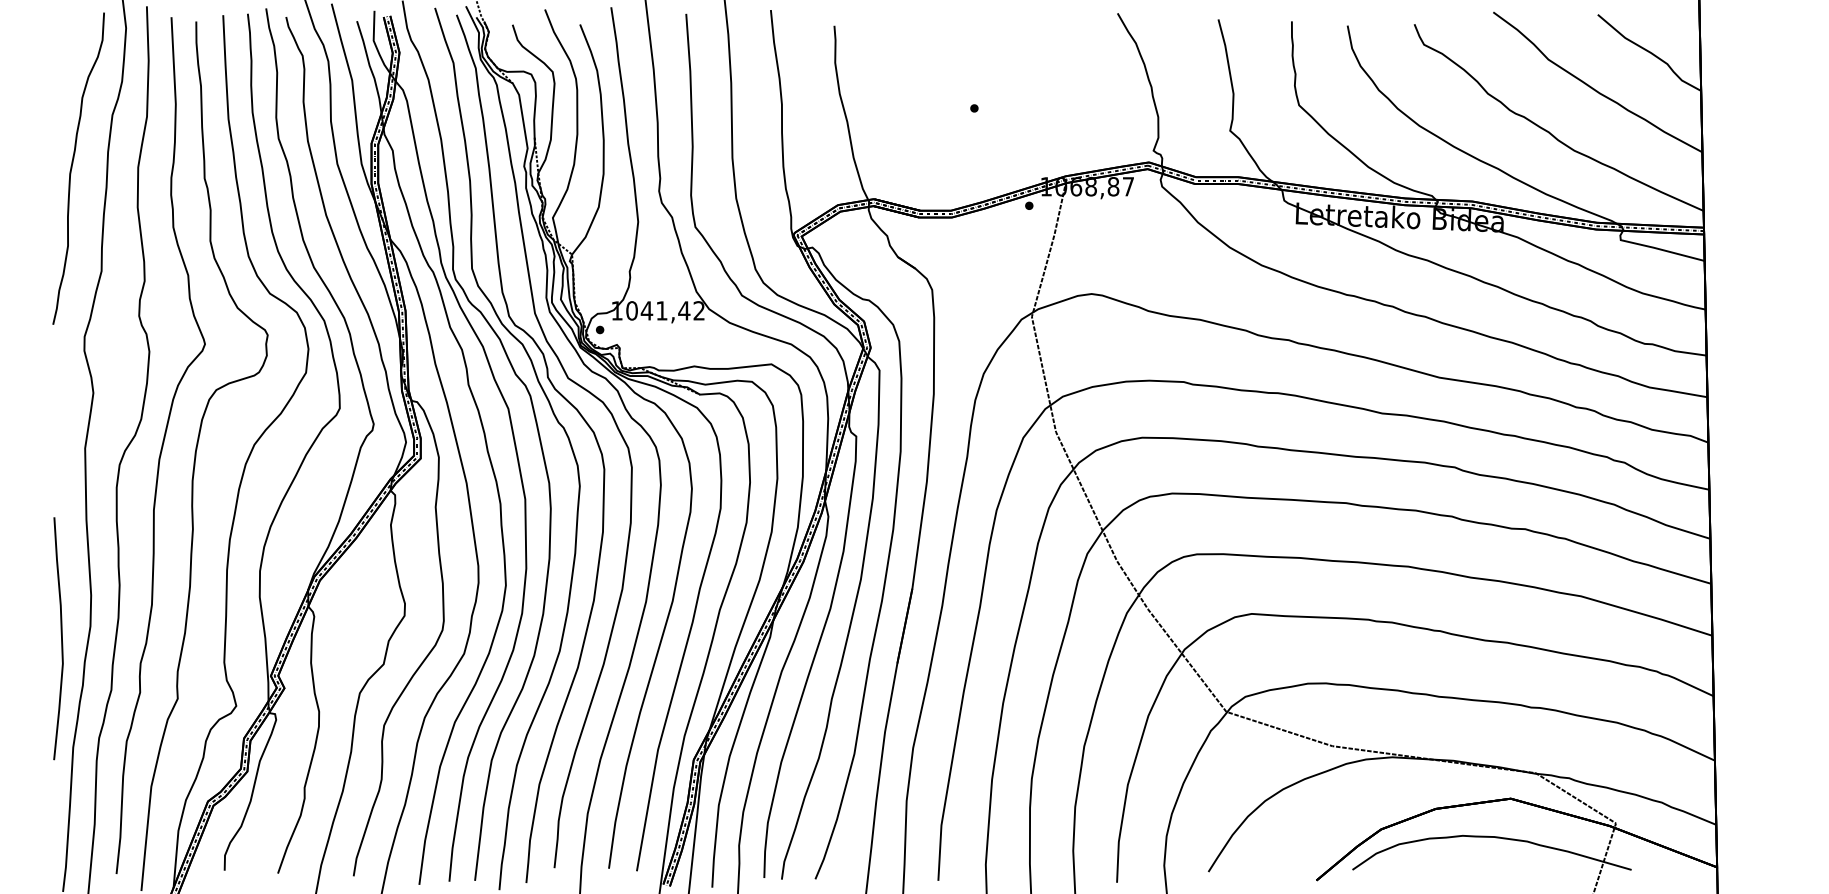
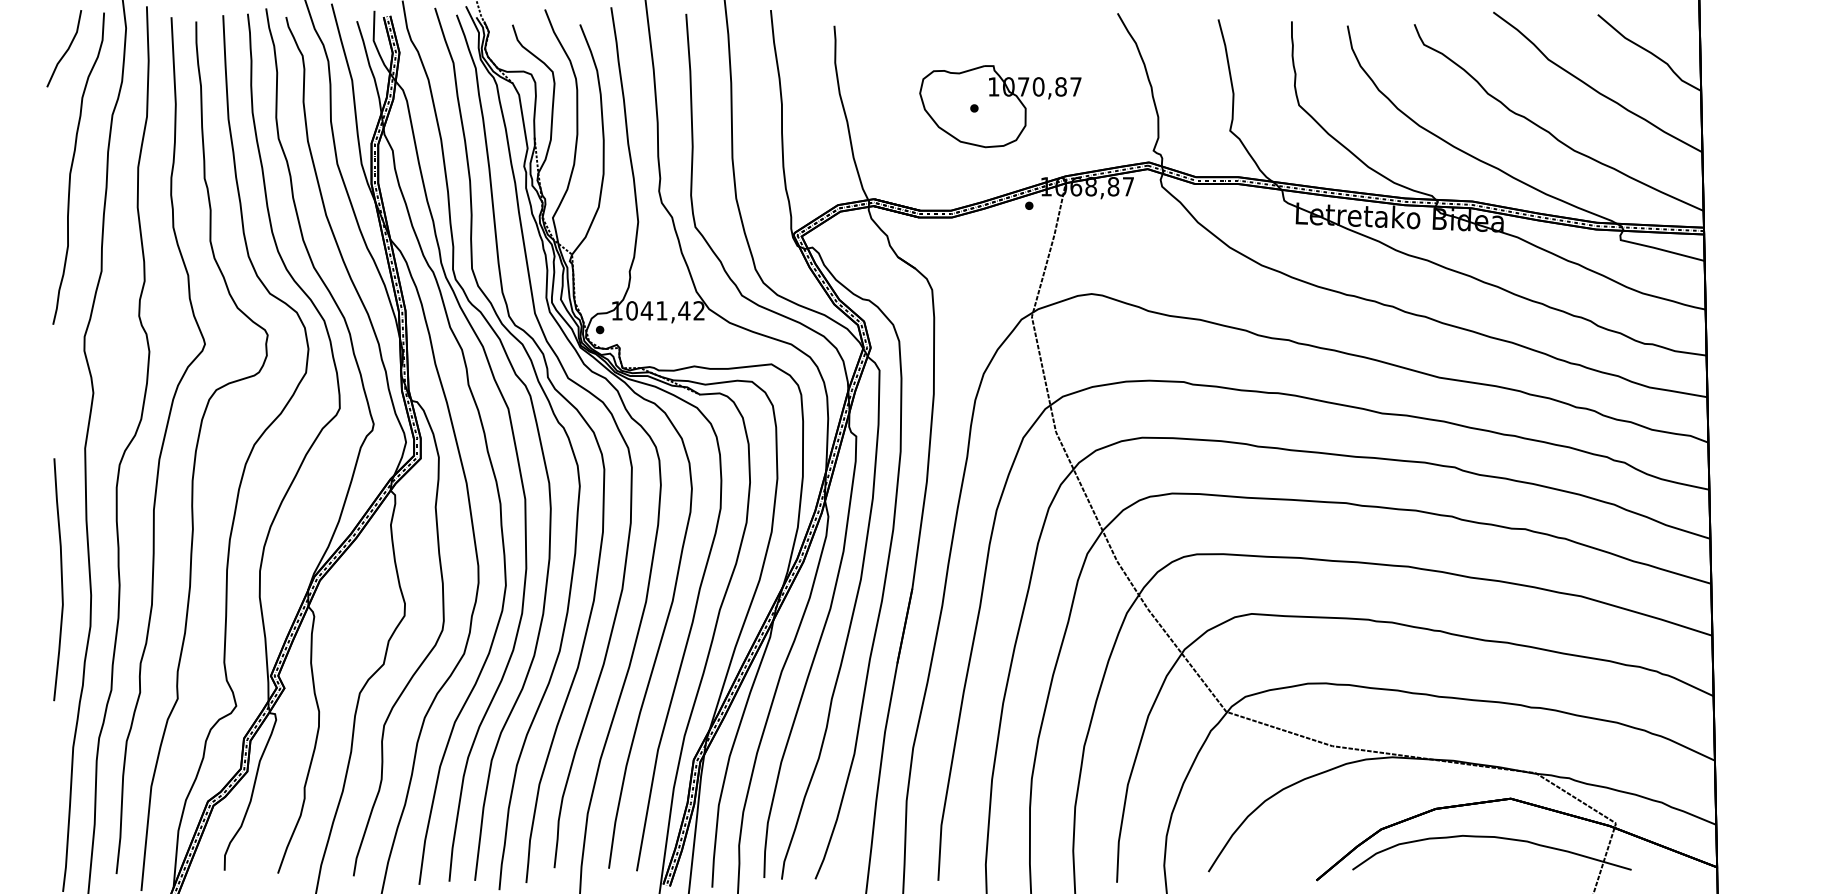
line: none -> present (66, 50)
part: none -> present (1000, 106)
curve position: (61, 638) -> (61, 579) (61, 579)
